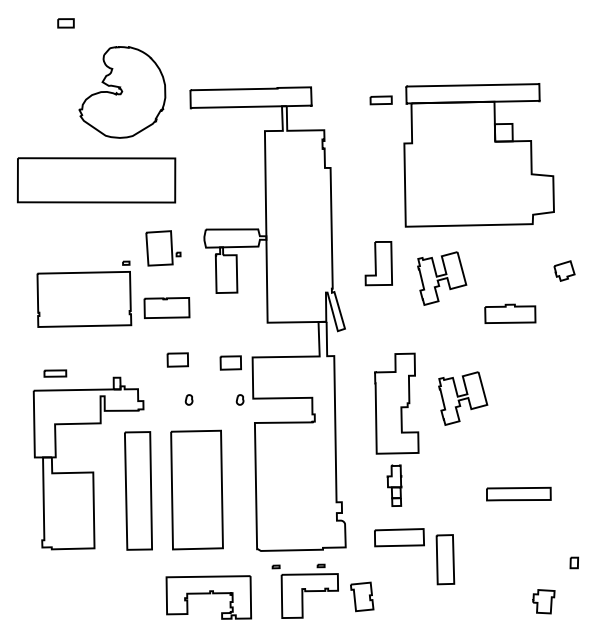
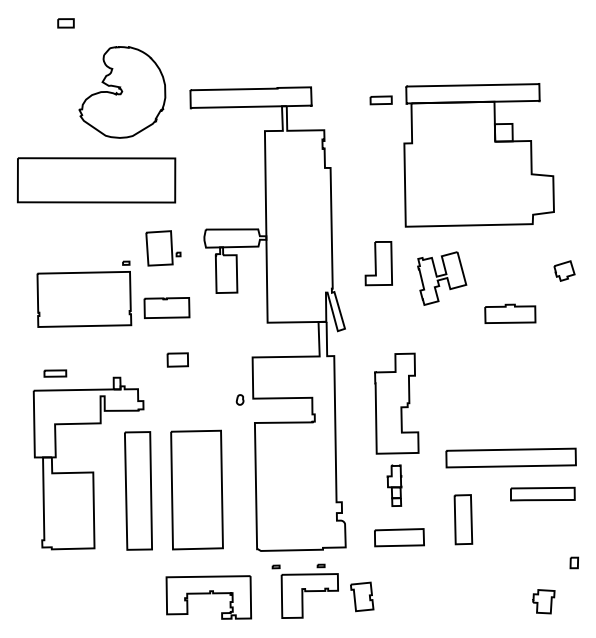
part: present -> none (230, 362)
part: present -> none (463, 398)
part: present -> none (188, 399)
part: none -> present (510, 457)
part position: (518, 493) -> (542, 493) (542, 493)
part position: (445, 559) -> (463, 519) (463, 519)
